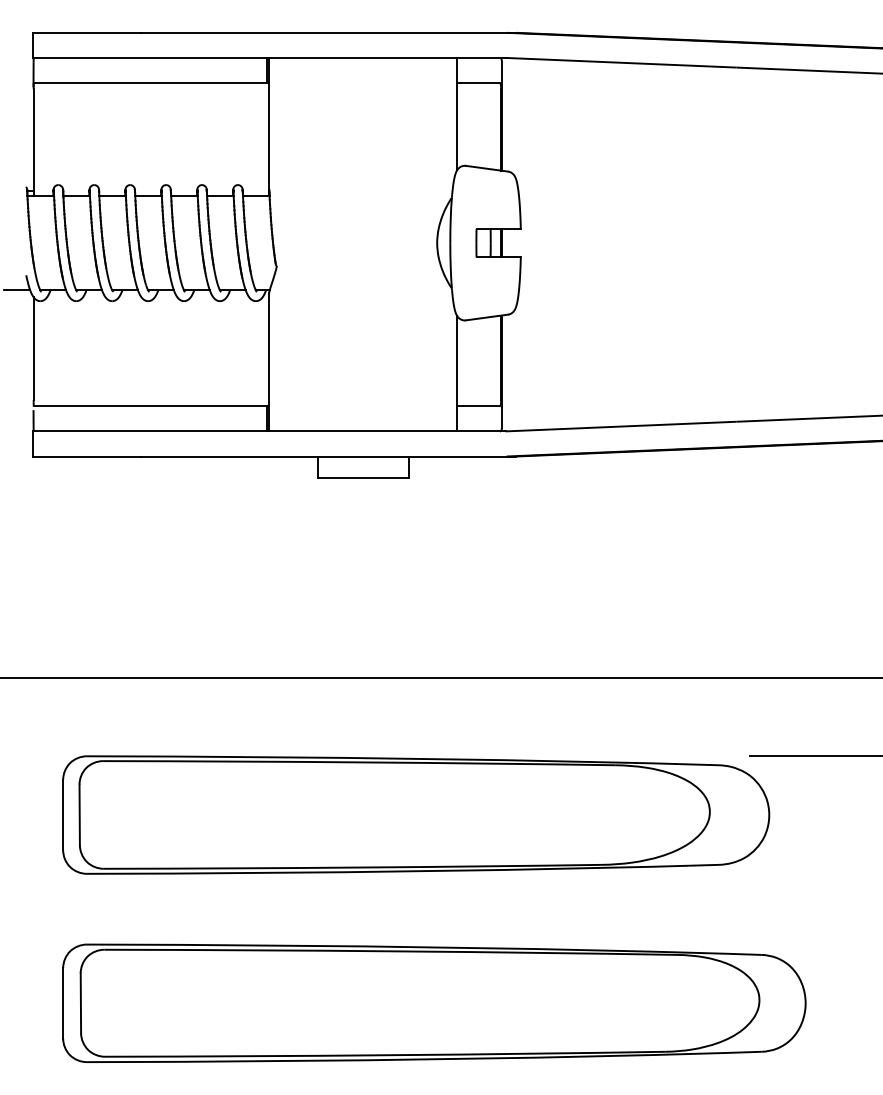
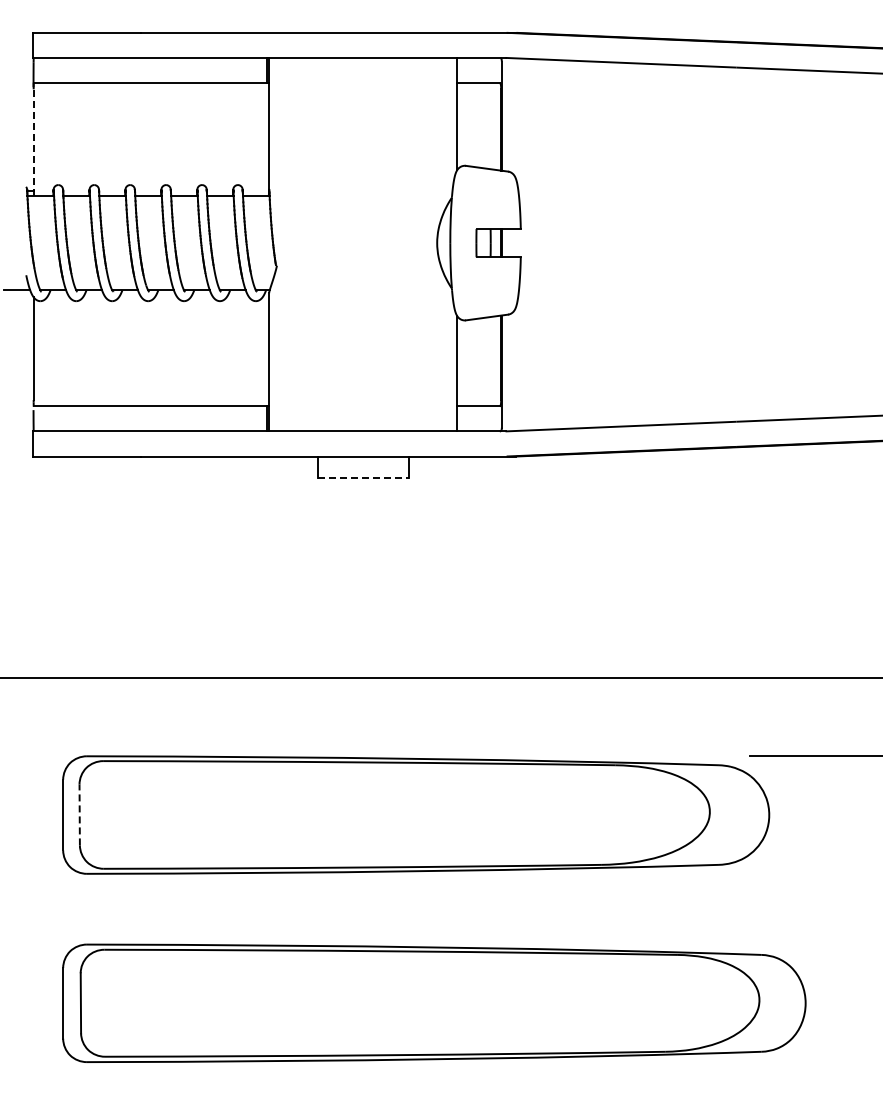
line: solid -> dashed (33, 142)
line: solid -> dashed (363, 478)
line: solid -> dashed (79, 814)
